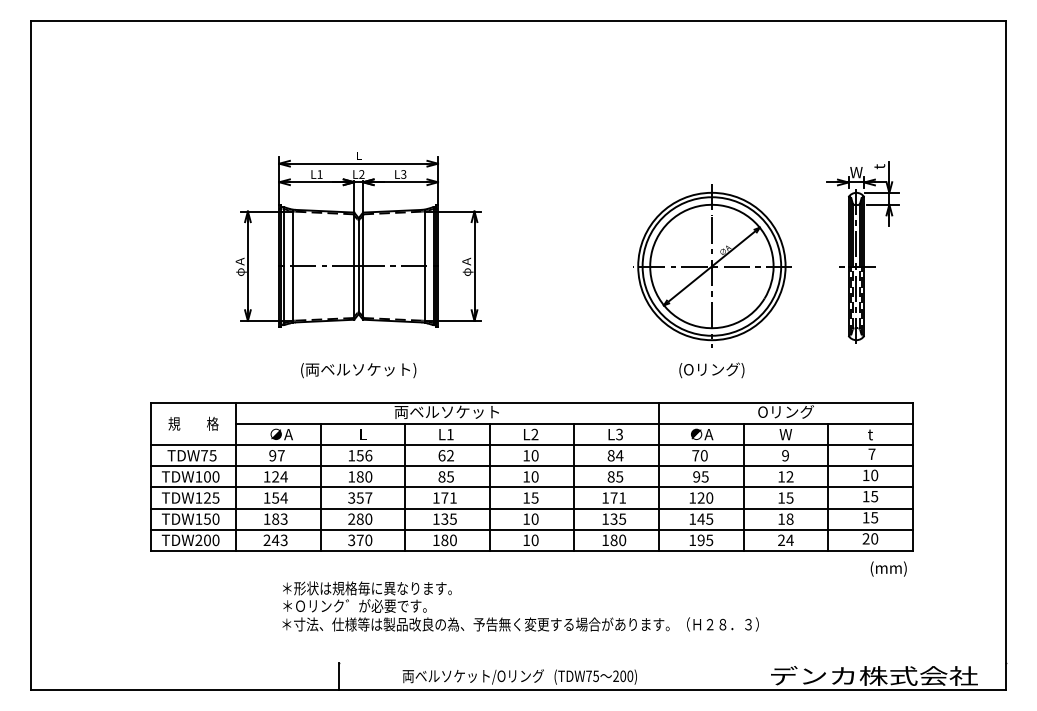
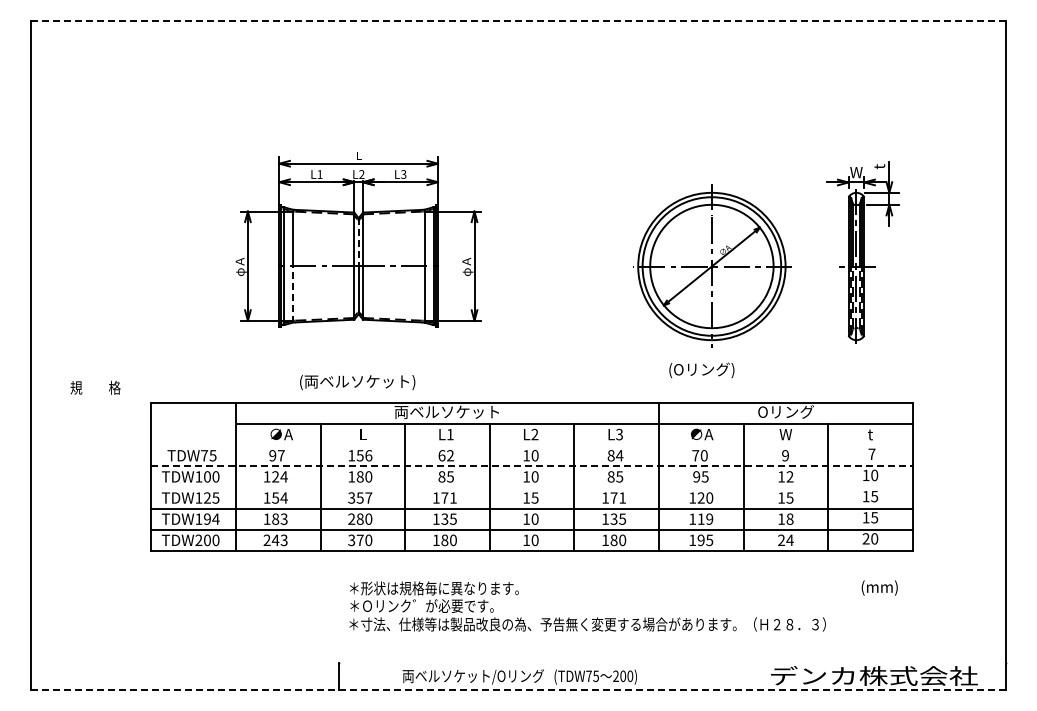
line: solid -> dashed (518, 21)
line: solid -> dashed (358, 242)
line: solid -> dashed (292, 293)
text position: (358, 370) -> (357, 382) (357, 382)
text position: (711, 370) -> (701, 370) (701, 370)
text position: (193, 423) -> (95, 387) (95, 387)
line: present -> none (531, 445)
line: solid -> dashed (532, 466)
line: present -> none (531, 487)
text: TDW150 -> TDW194 (211, 518)
text: 145 -> 119 (705, 518)
text position: (888, 568) -> (879, 587) (879, 587)
text position: (520, 606) -> (587, 606) (587, 606)
line: solid -> dashed (518, 689)
